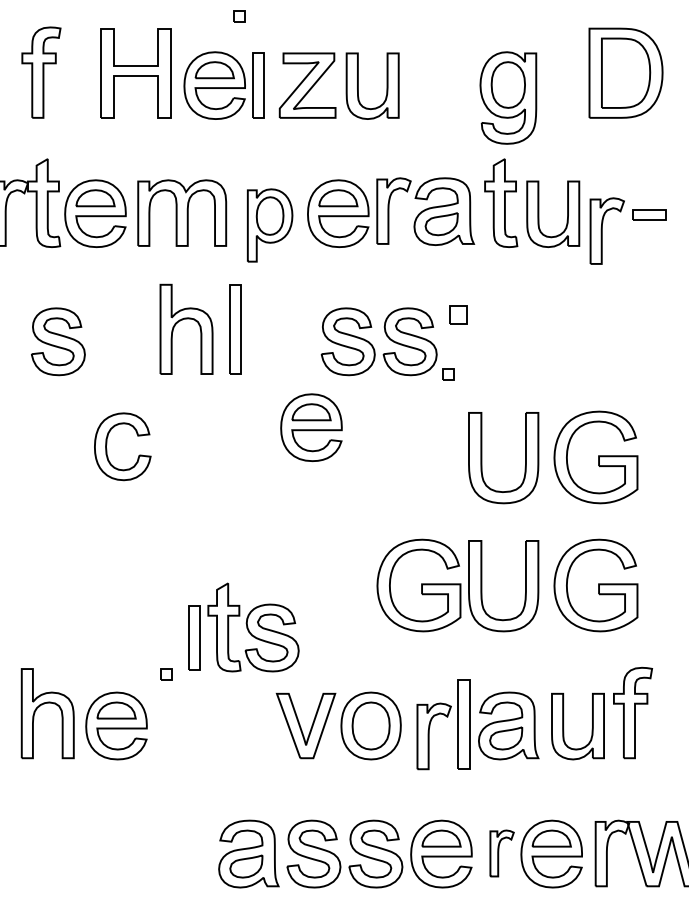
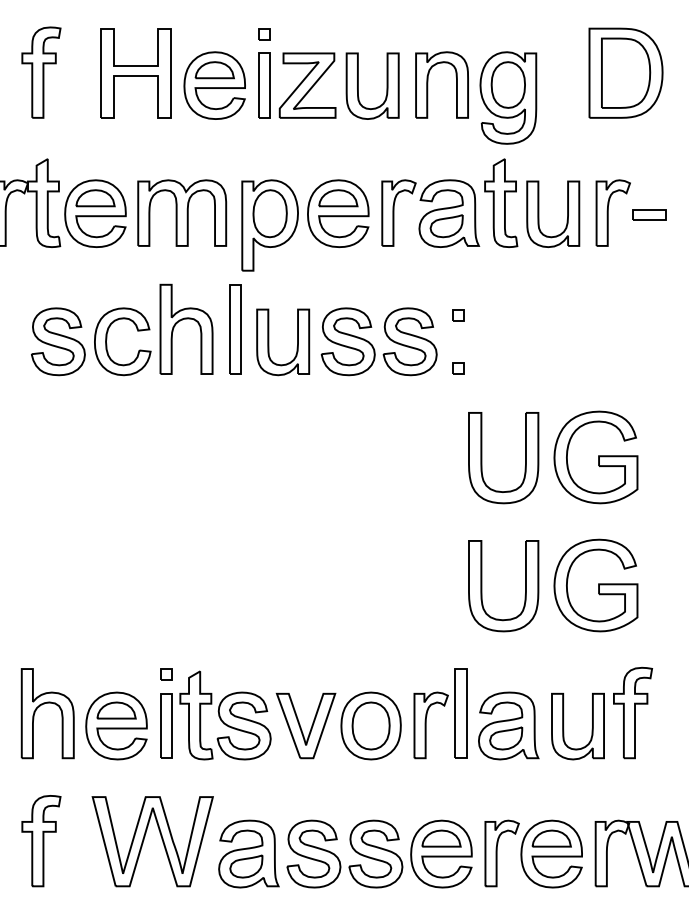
part position: (239, 16) -> (264, 34) (264, 34)
part: none -> present (428, 84)
part position: (258, 85) -> (264, 85) (264, 85)
part position: (425, 211) -> (430, 213) (430, 213)
part size: 48x75 px -> 58x93 px (269, 225)
part position: (606, 230) -> (612, 212) (612, 212)
part size: 19x20 px -> 13x13 px (458, 315)
part: none -> present (296, 347)
part position: (448, 374) -> (458, 368) (458, 368)
part: present -> none (311, 427)
part position: (107, 444) -> (107, 339) (107, 339)
part: present -> none (418, 585)
part position: (243, 627) -> (215, 715) (215, 715)
part position: (446, 717) -> (443, 706) (443, 706)
part: none -> present (144, 840)
part: none -> present (41, 841)
part size: 26x49 px -> 36x69 px (501, 853)
